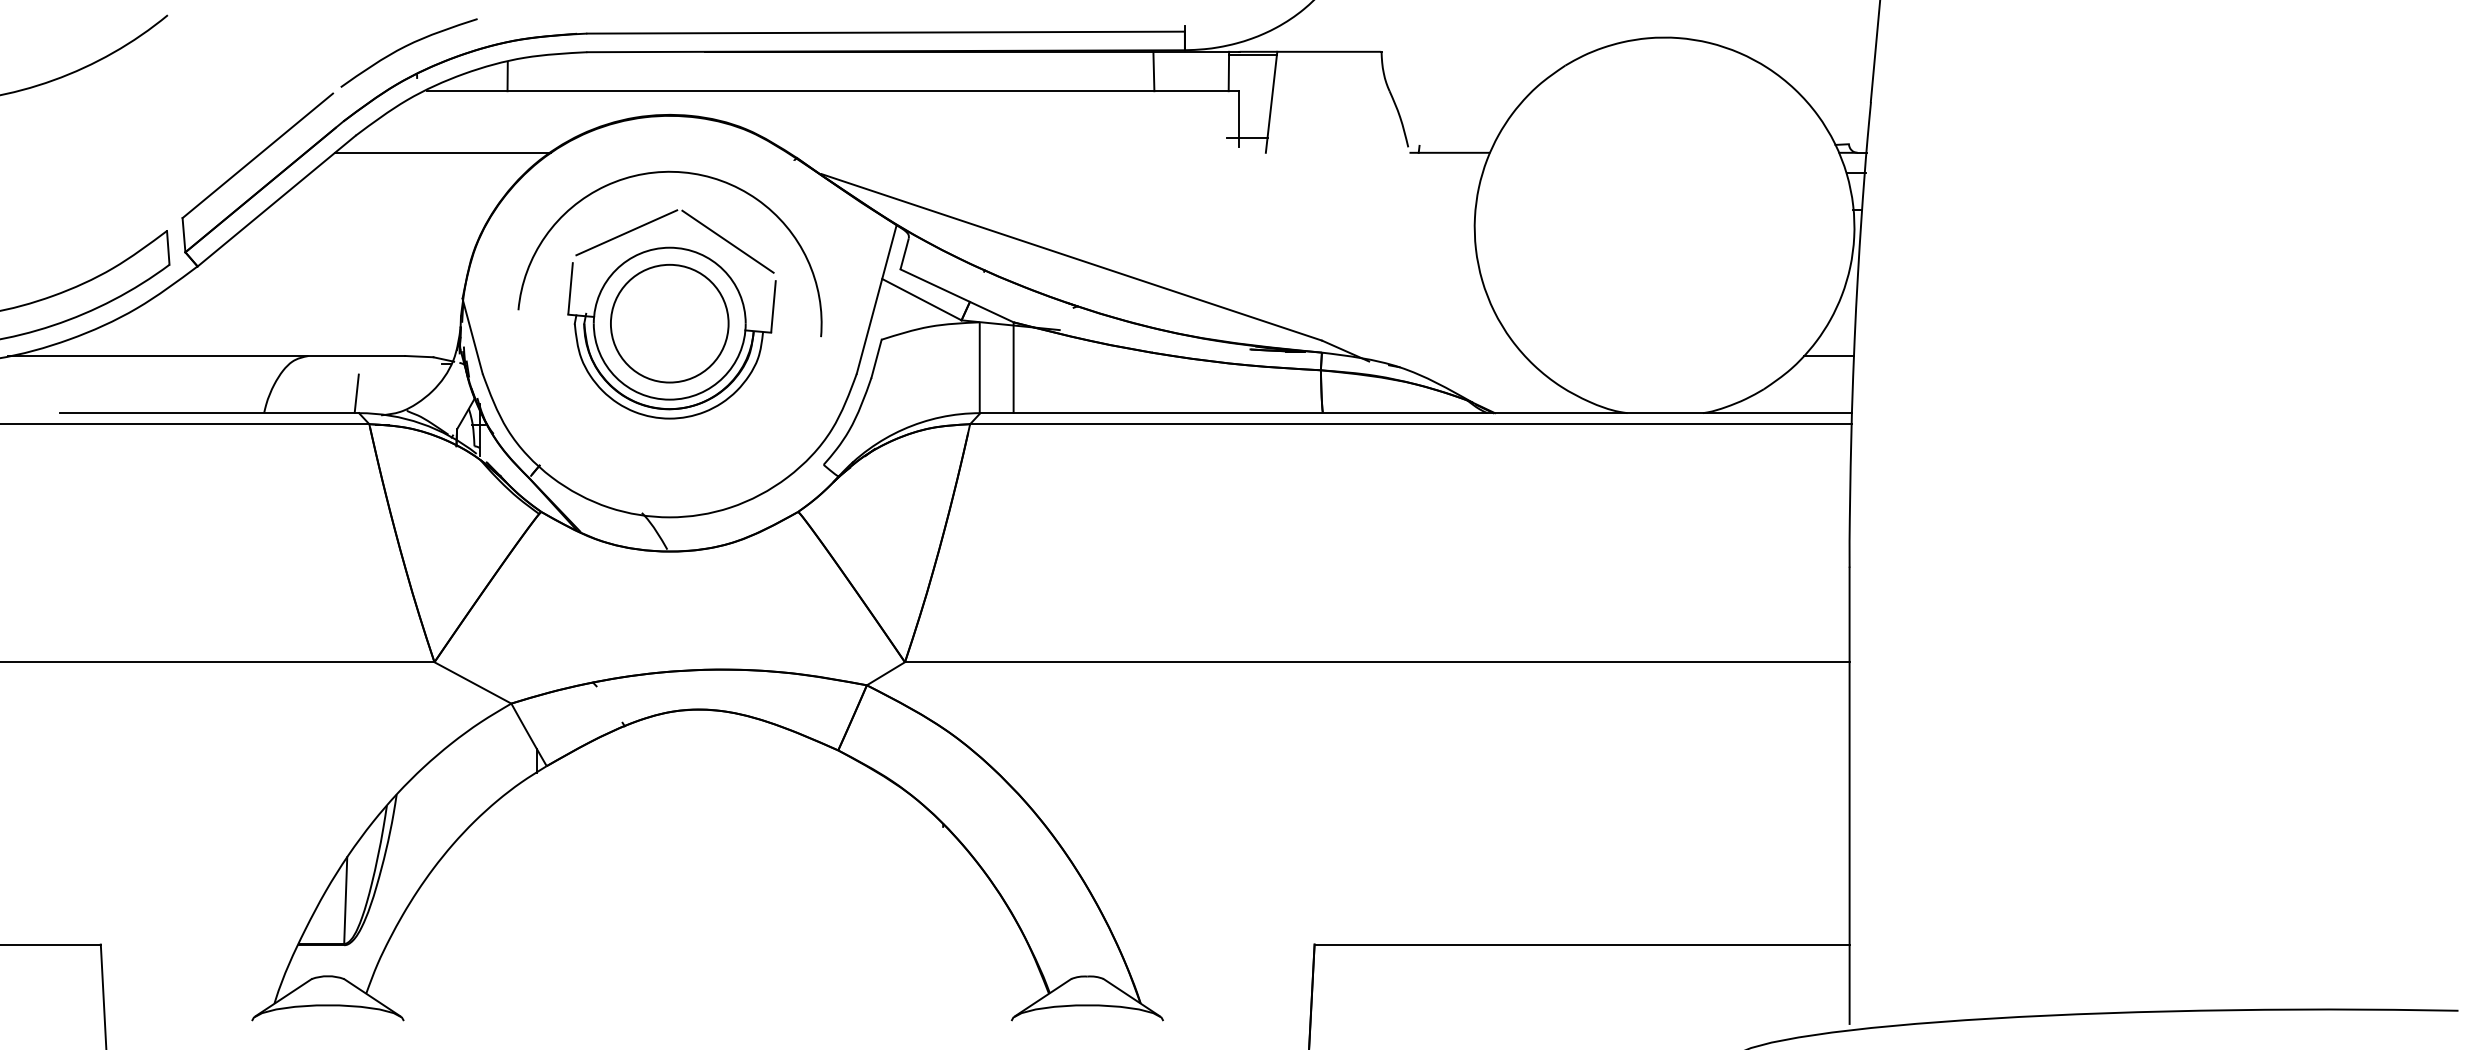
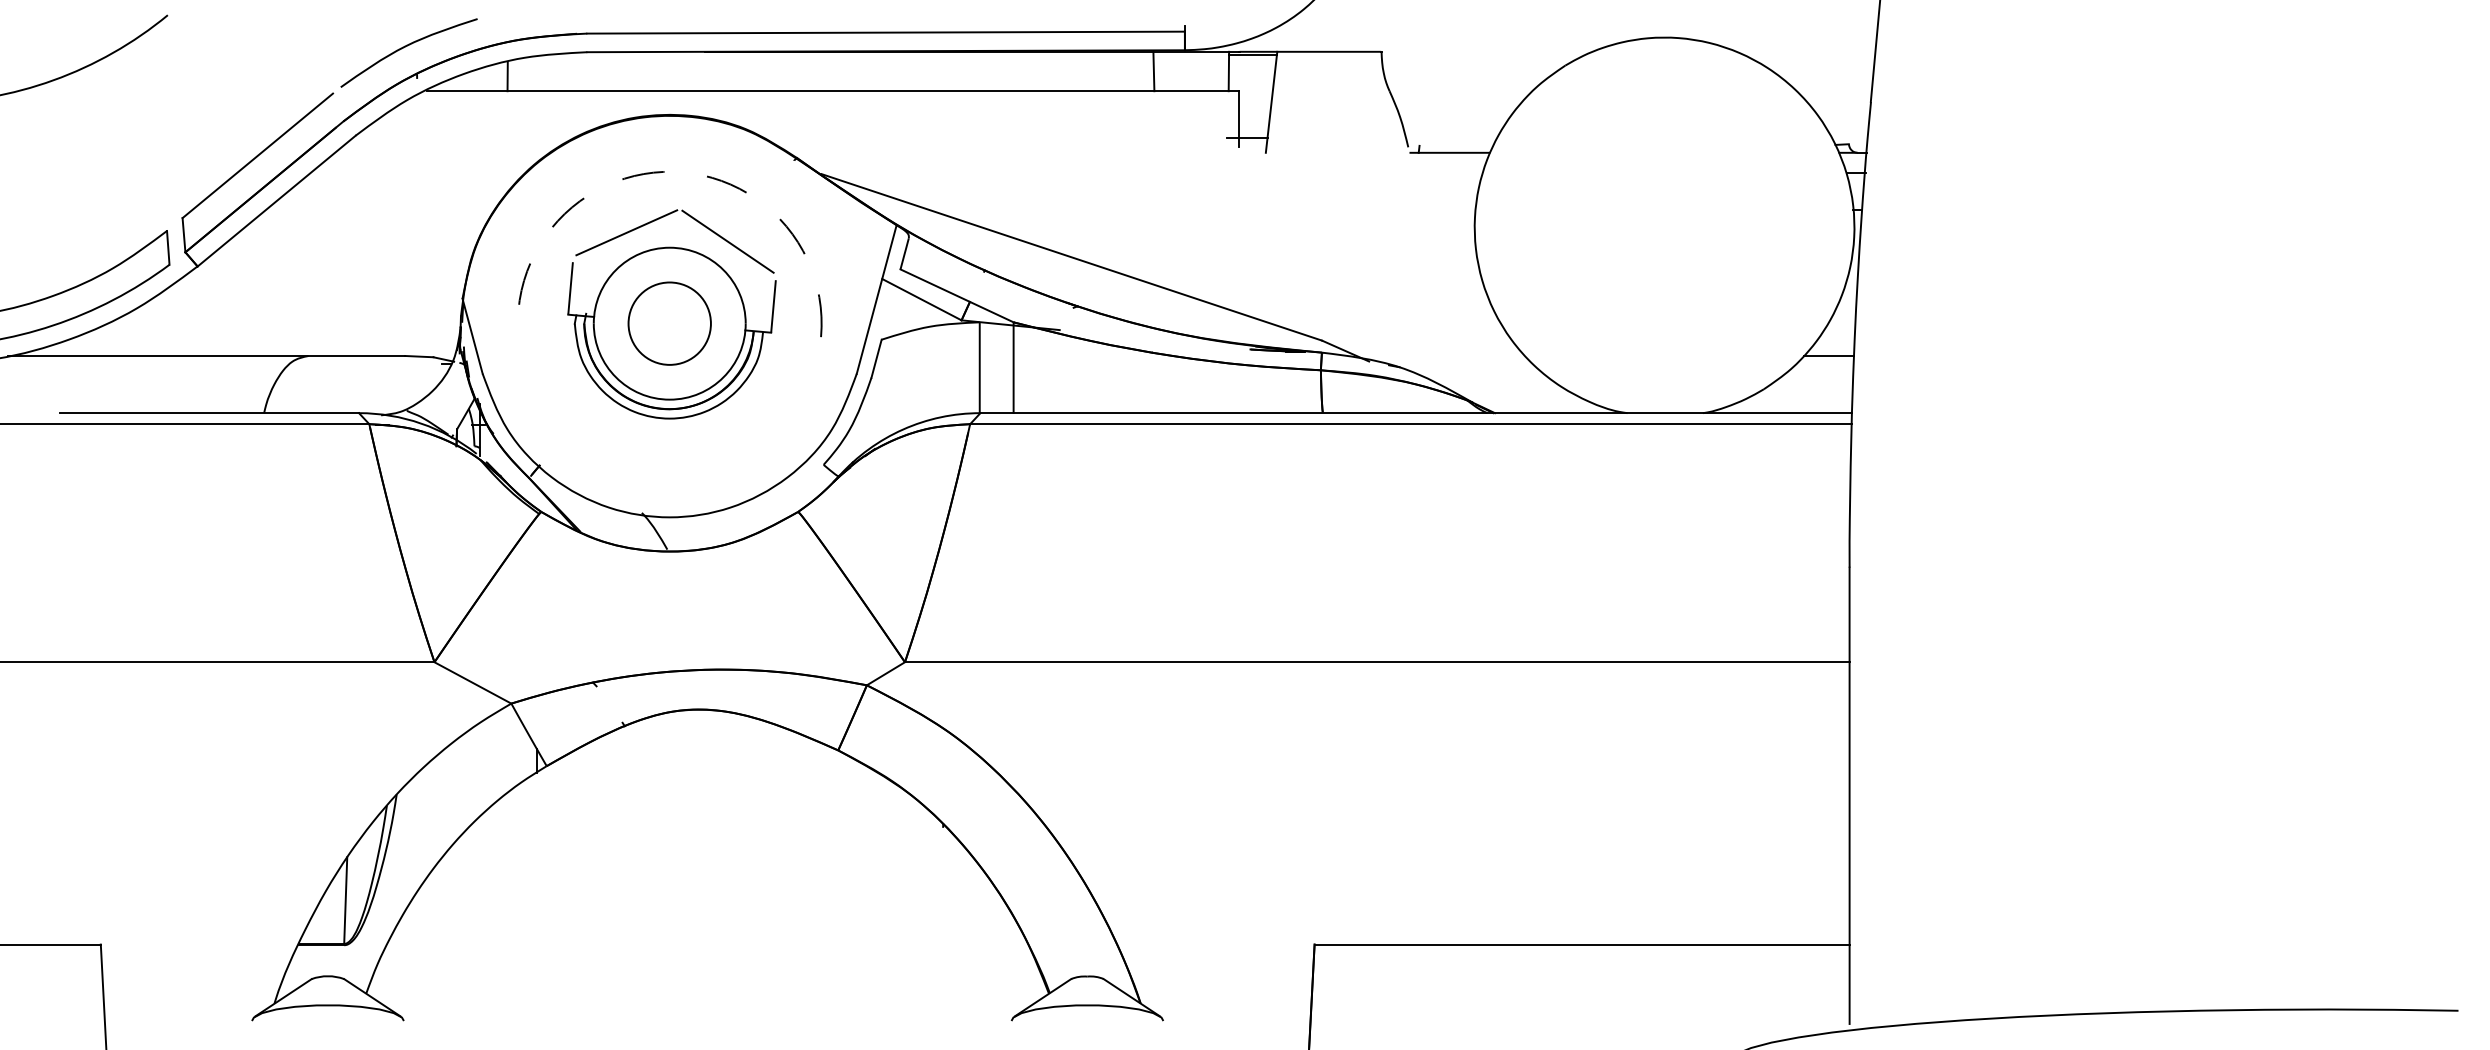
line: present -> none (442, 152)
arc: solid -> dashed (683, 172)
circle diameter: 118 px -> 82 px (669, 323)
line: present -> none (356, 393)
